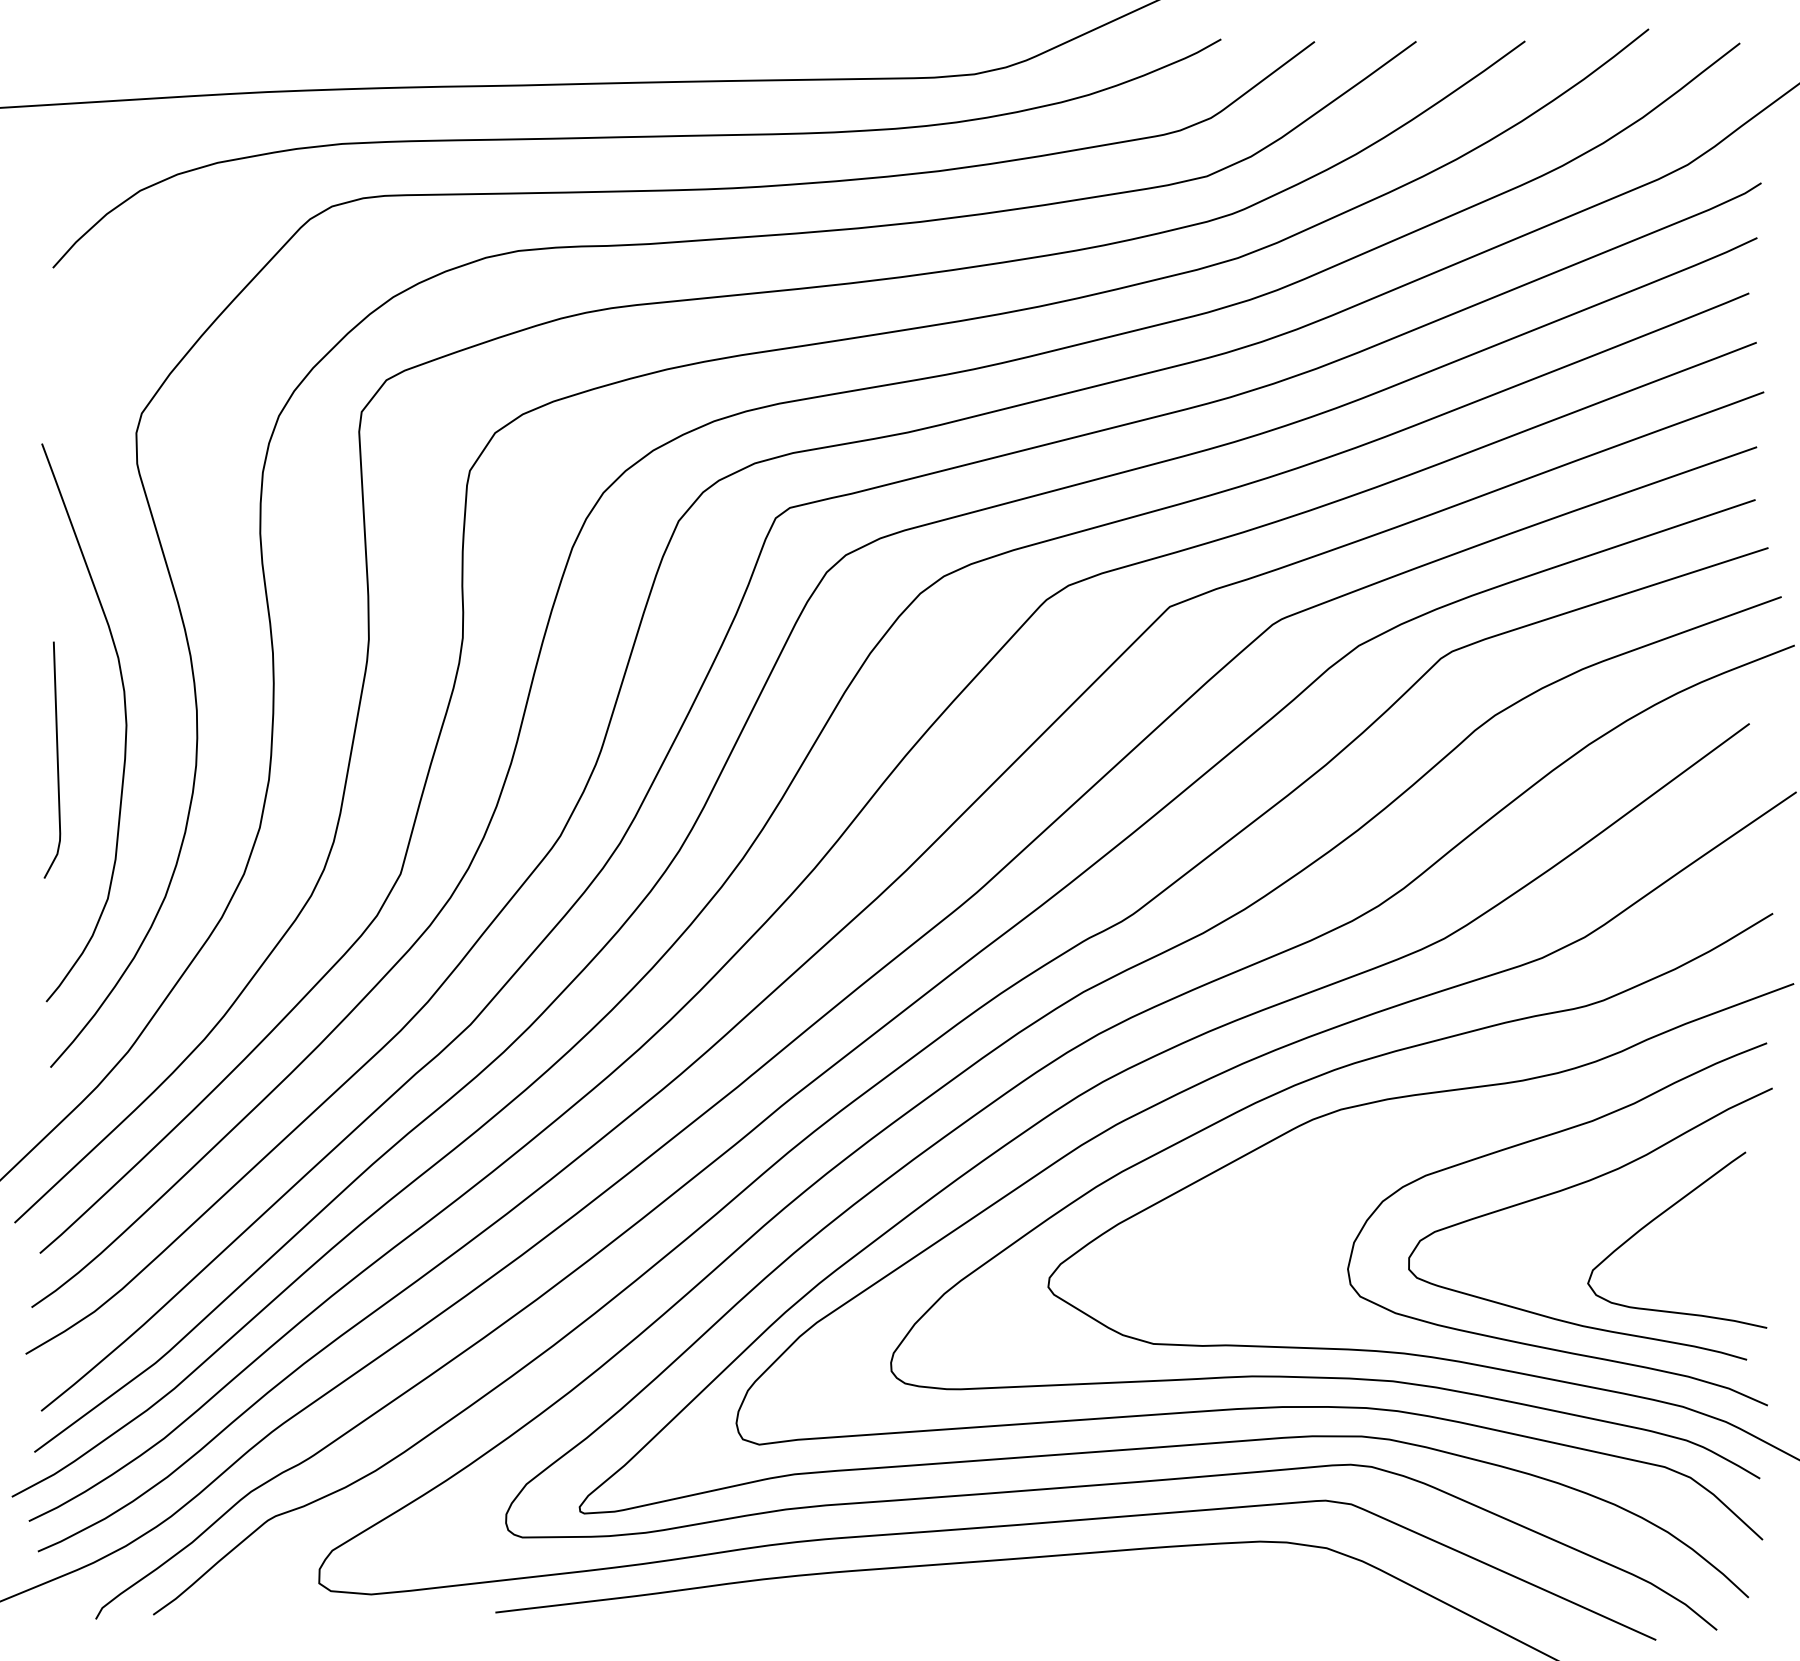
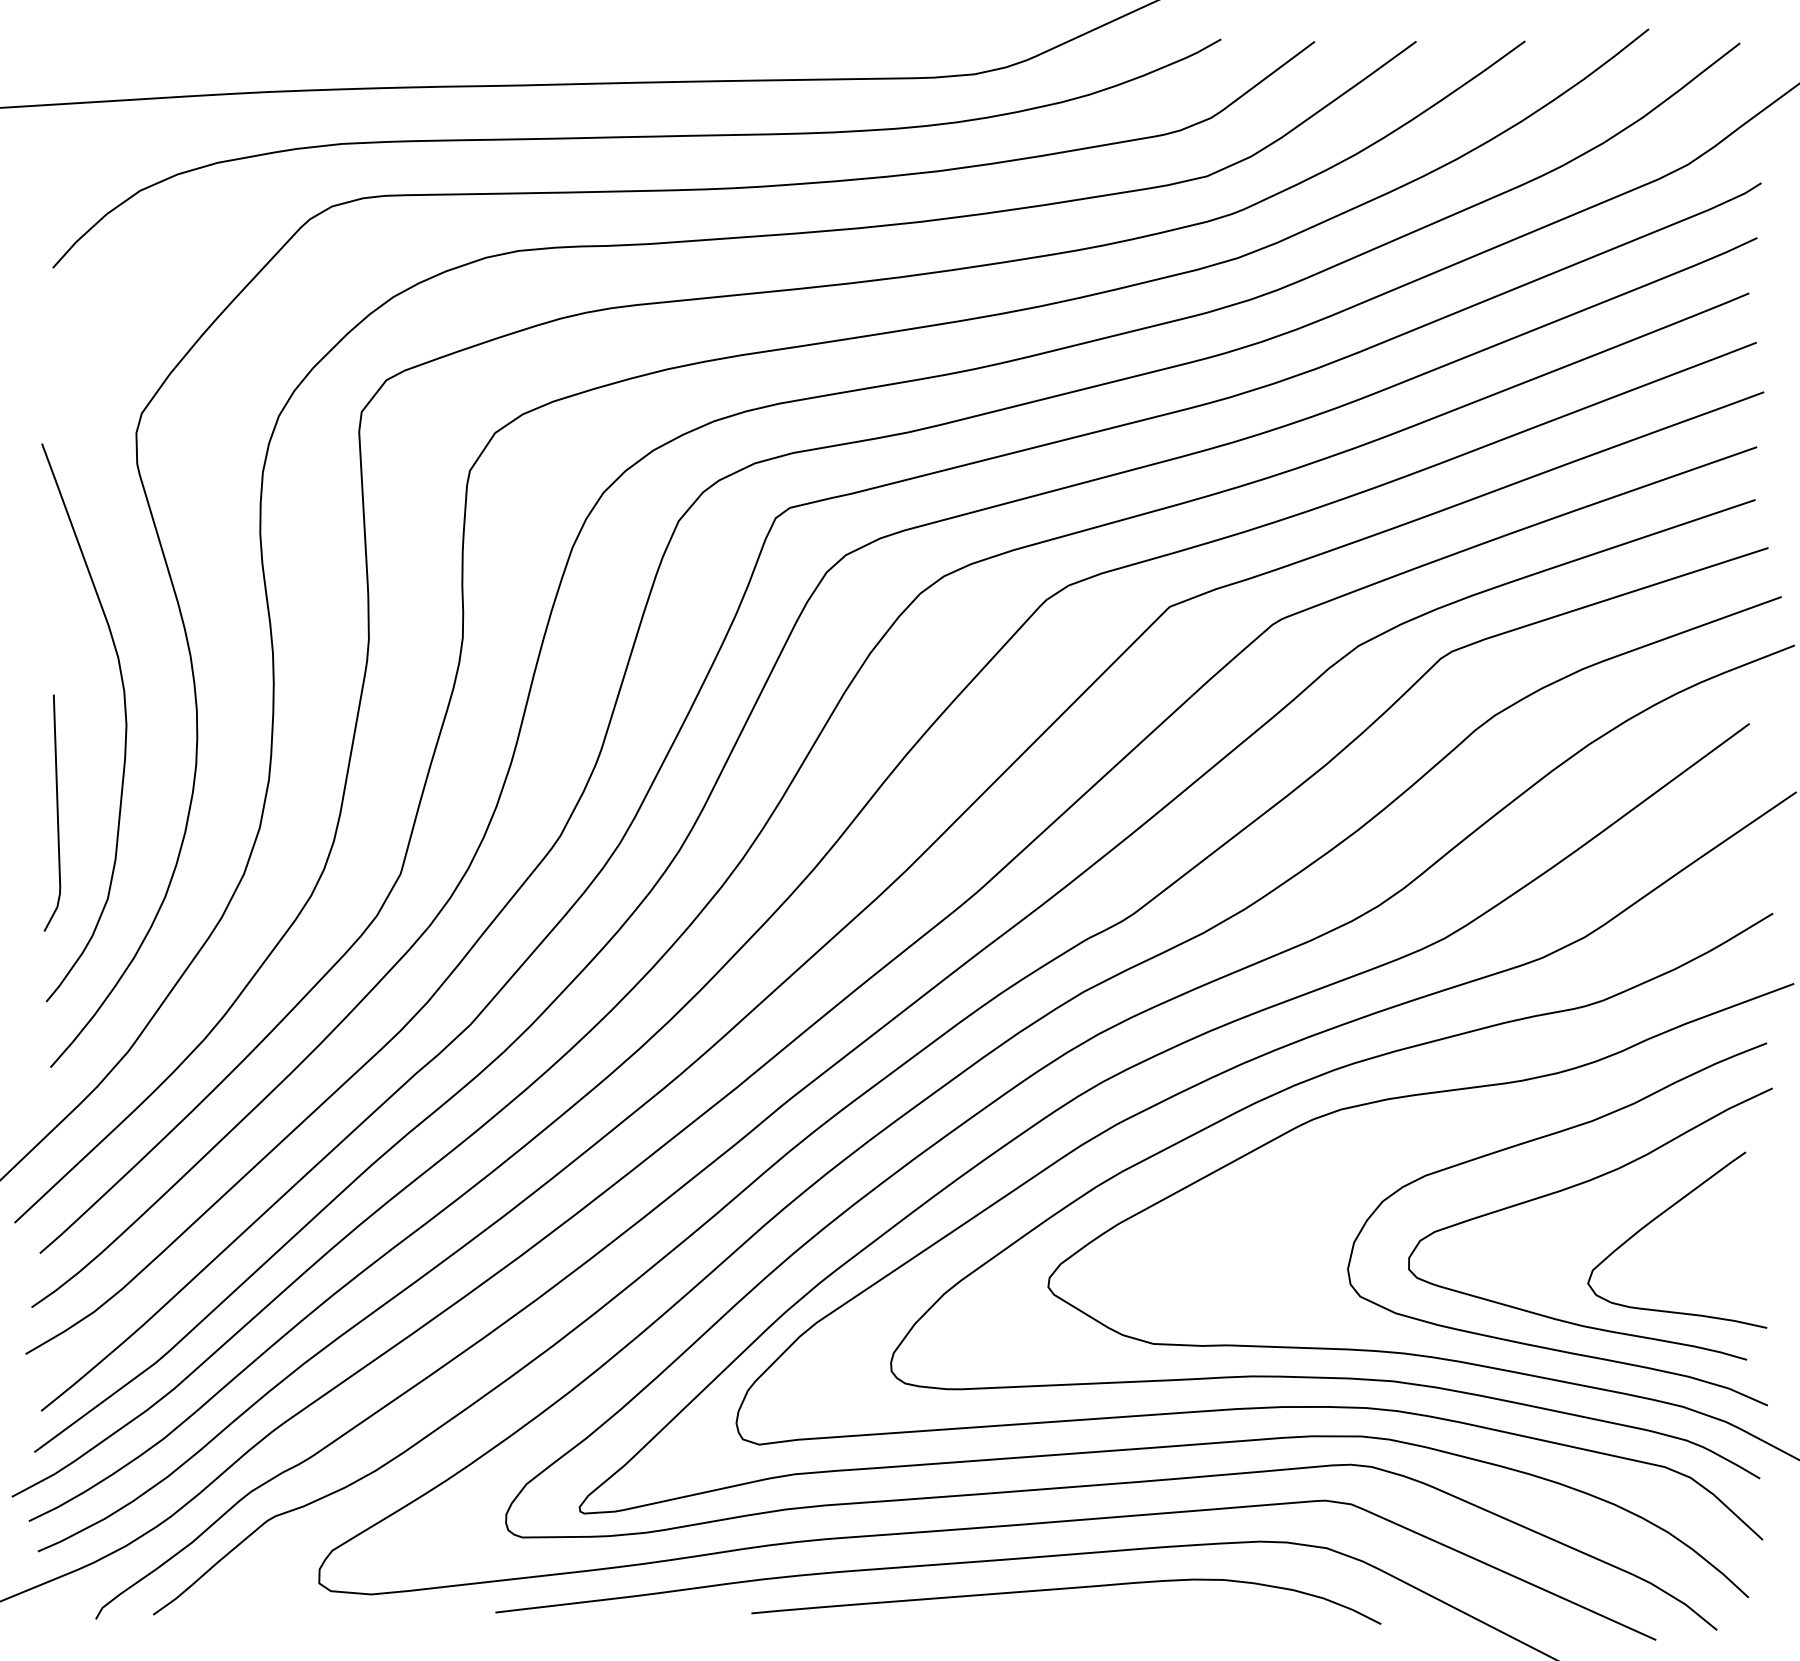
line position: (56, 759) -> (56, 812) (56, 812)
curve: none -> present (1066, 1589)
